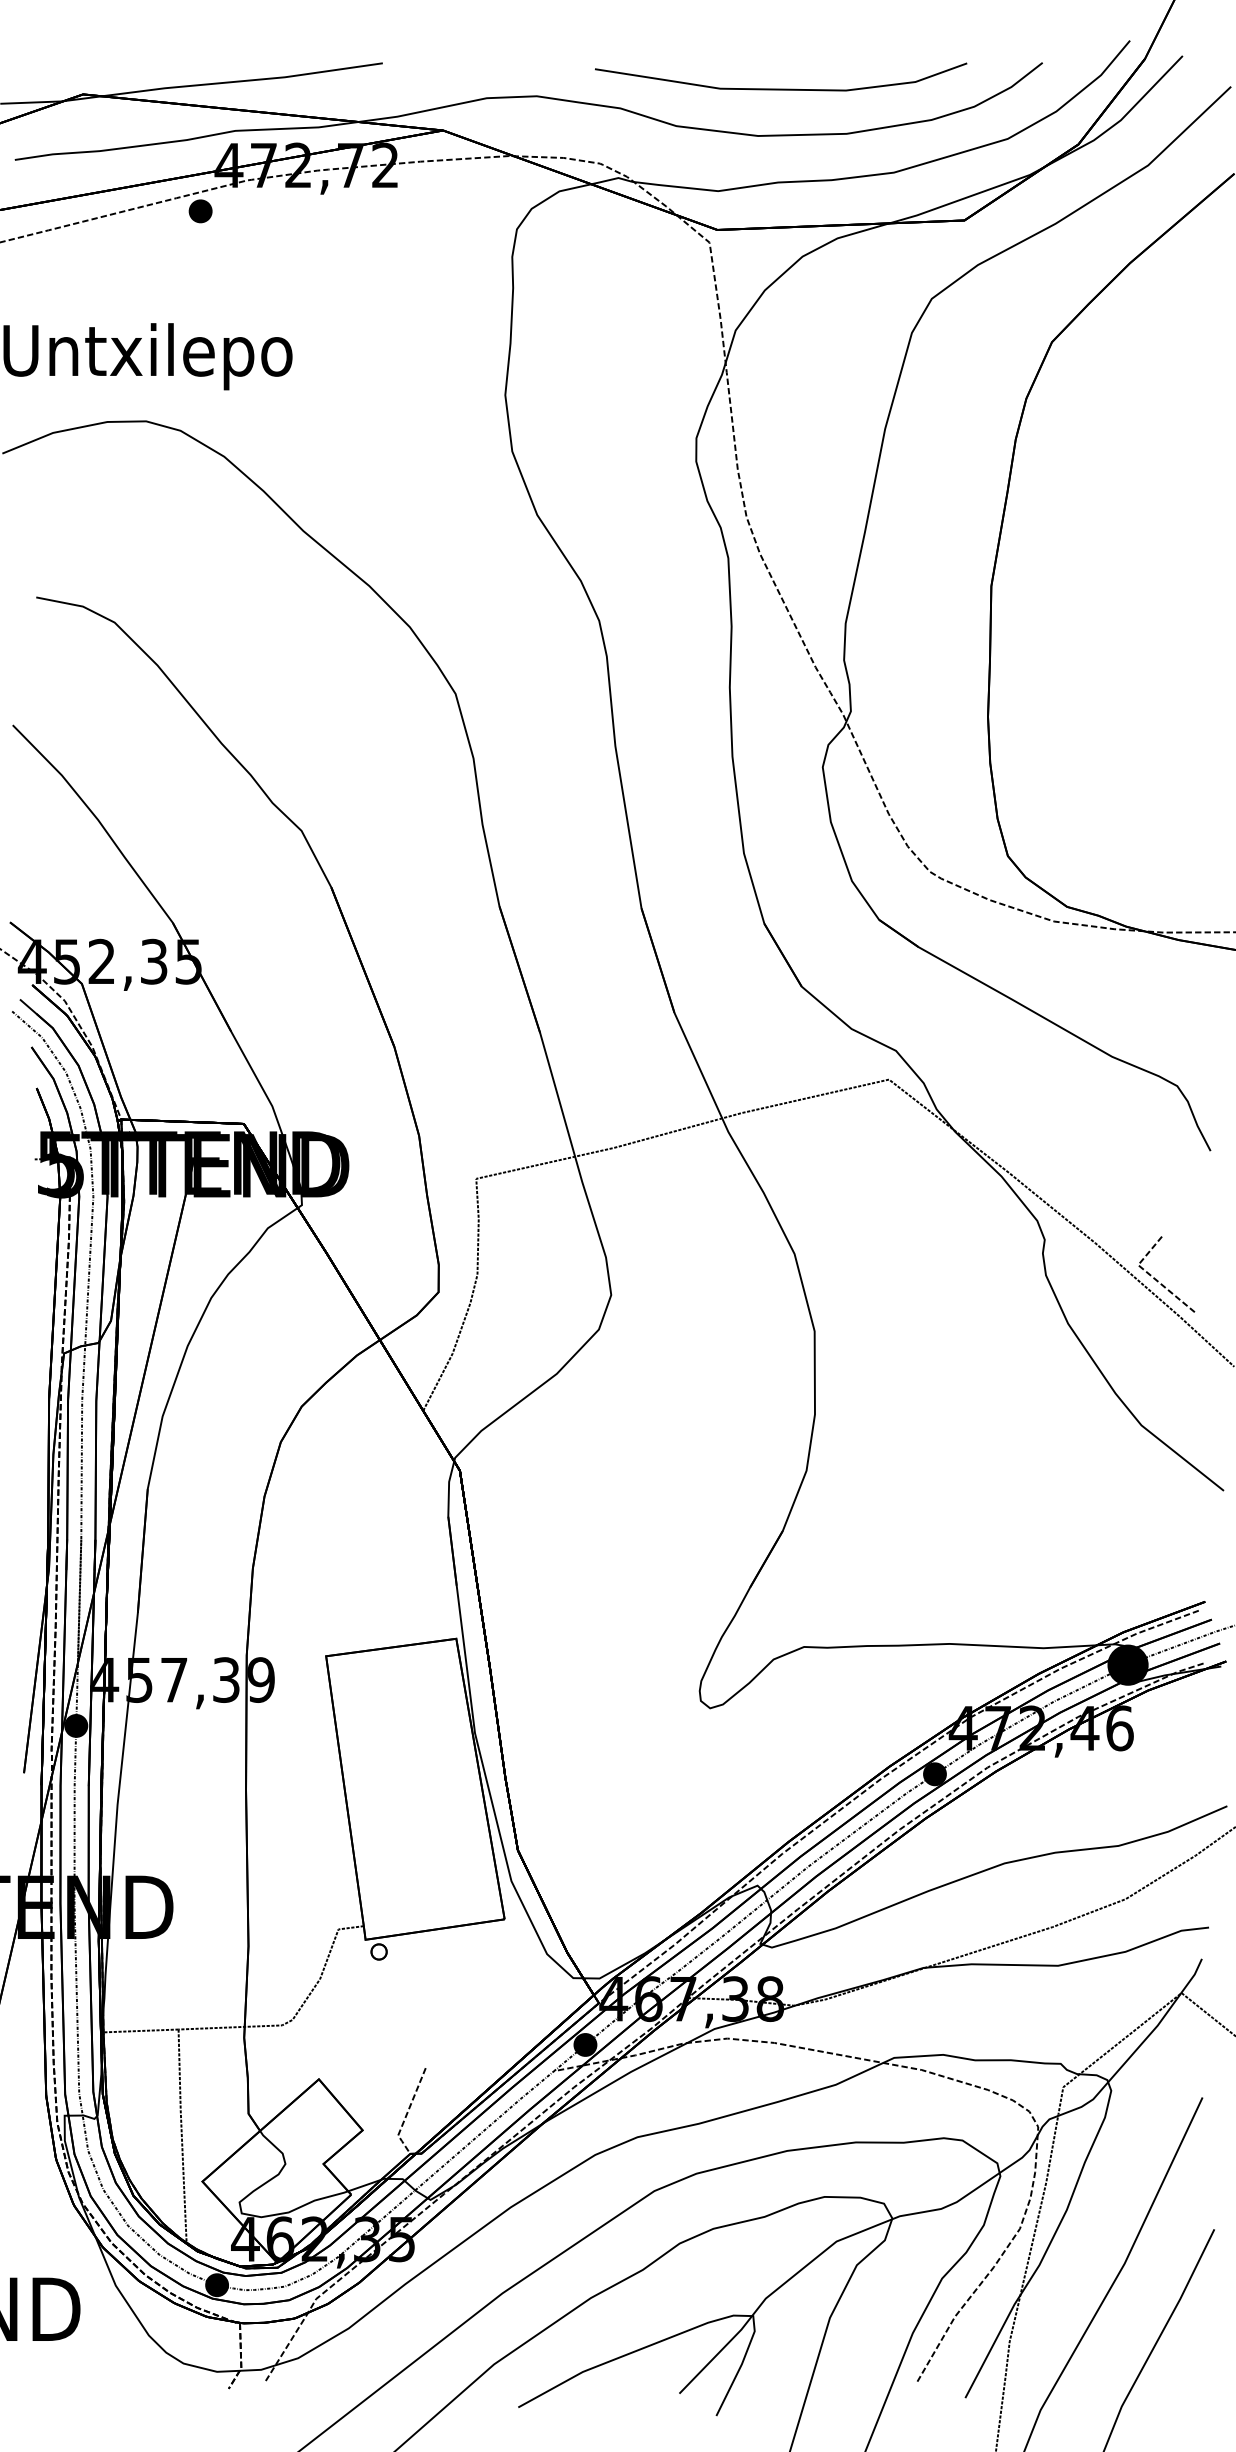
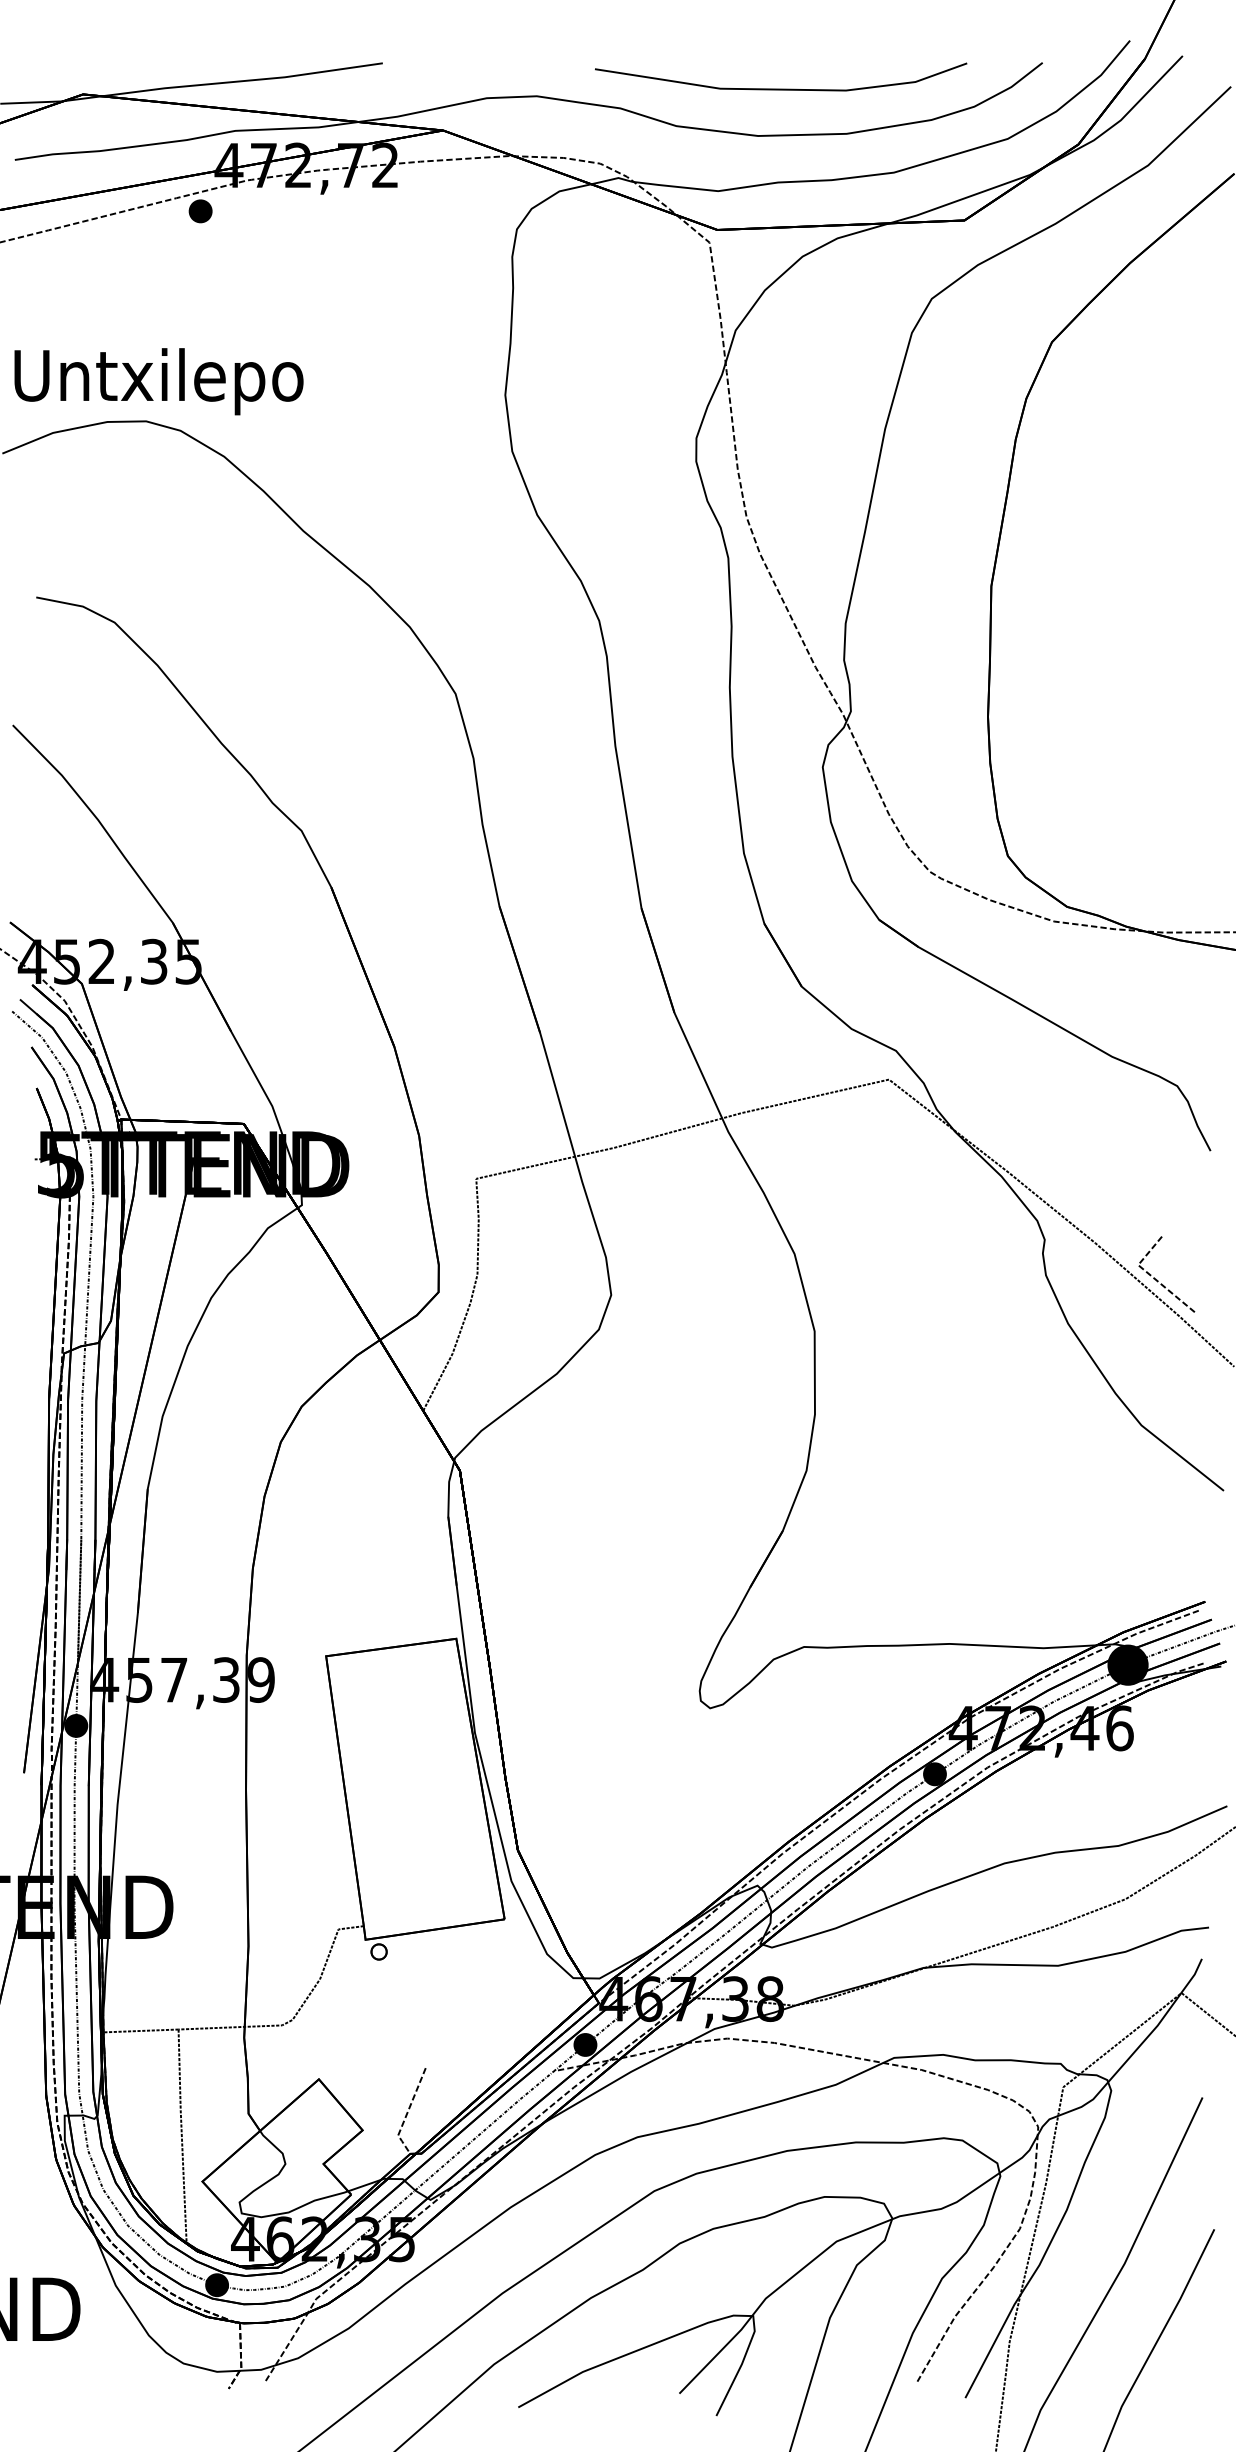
text position: (147, 356) -> (158, 381) (158, 381)
